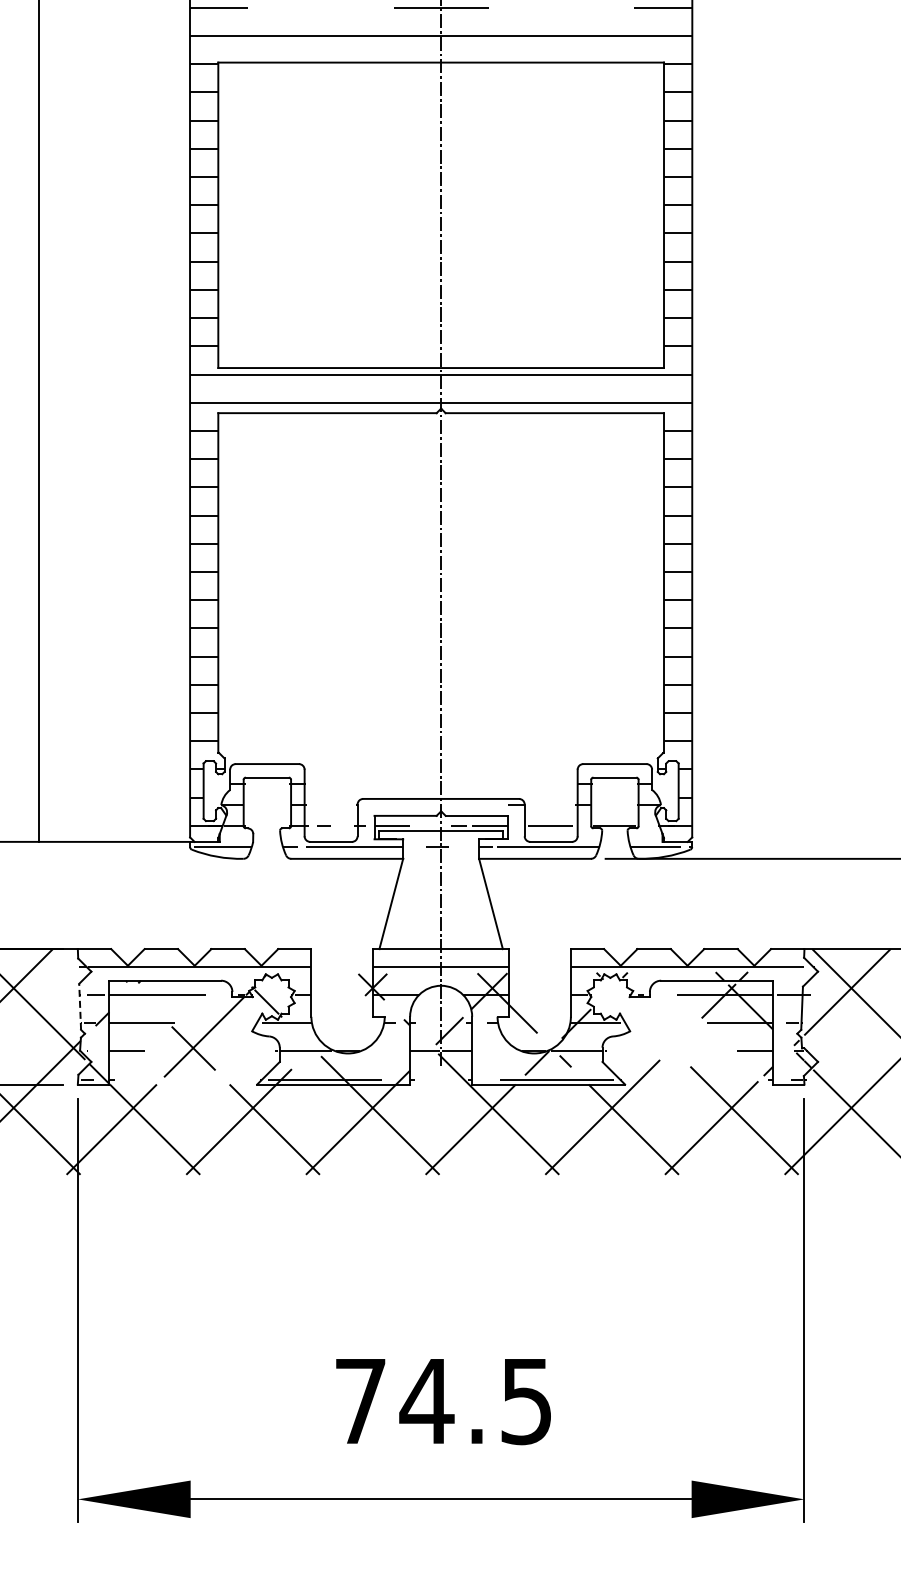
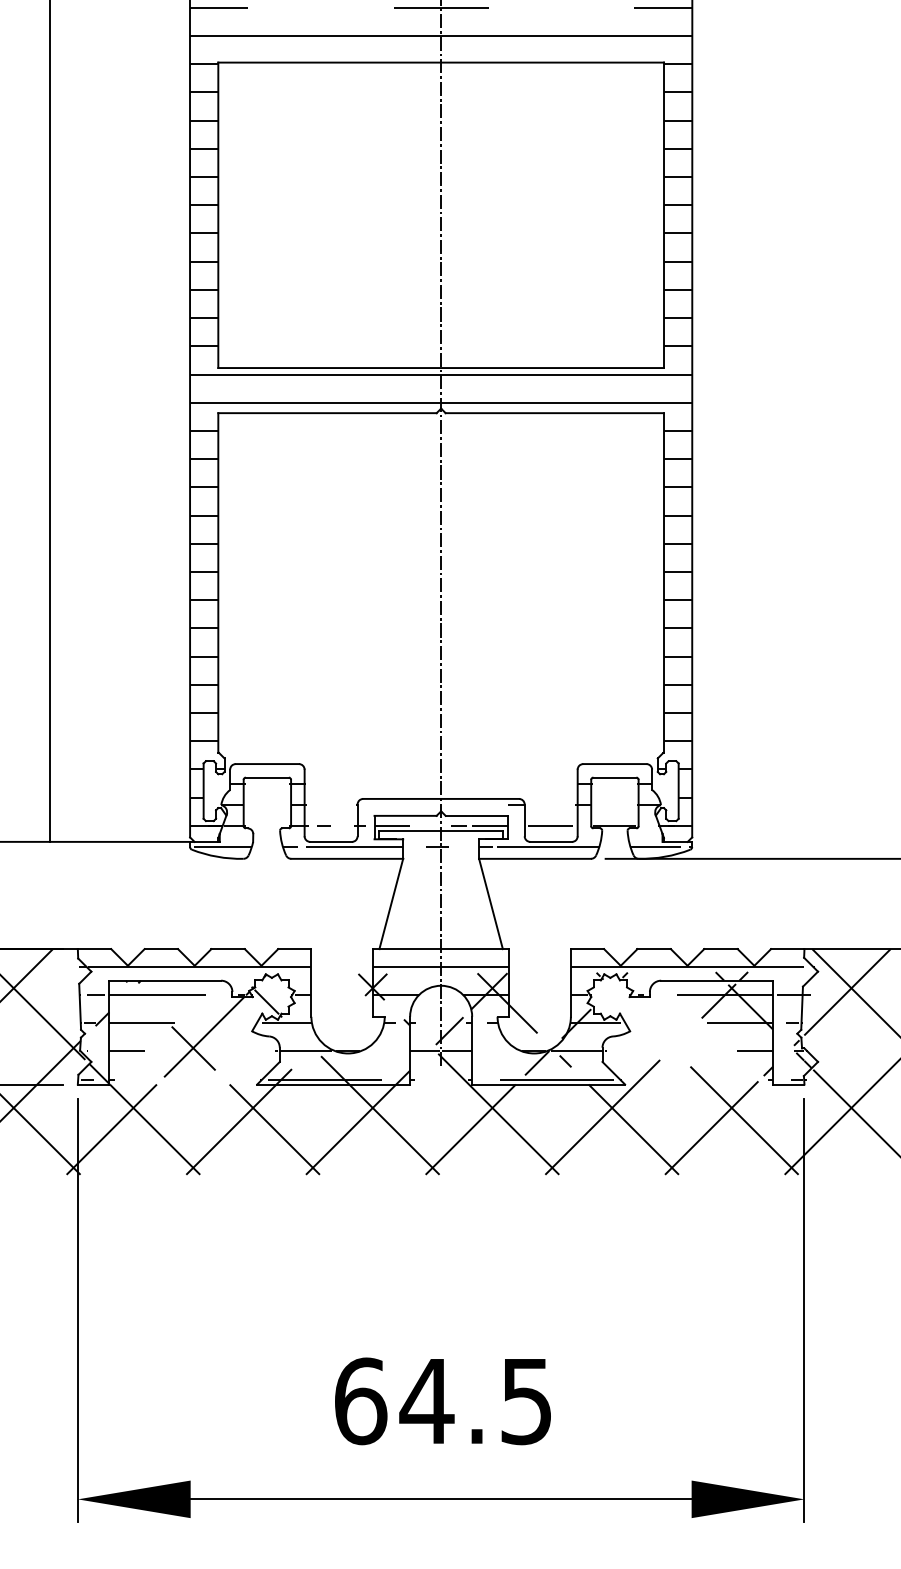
line position: (38, 421) -> (49, 421) (49, 421)
line: dashed -> solid (80, 1006)
text: 74.5 -> 64.5 (361, 1401)
